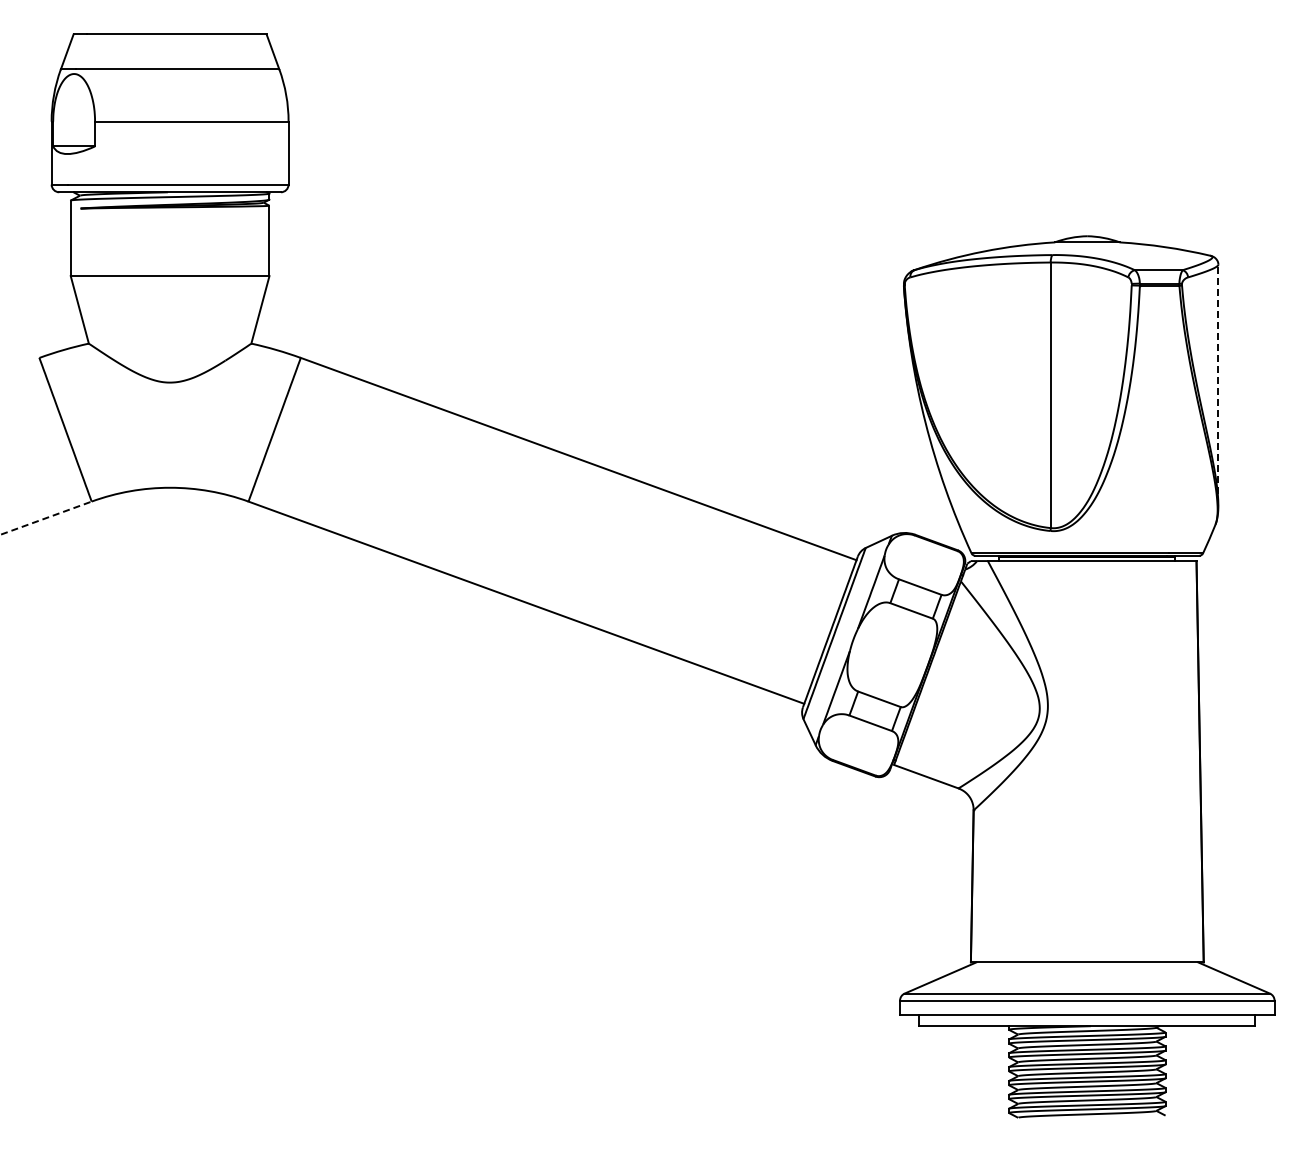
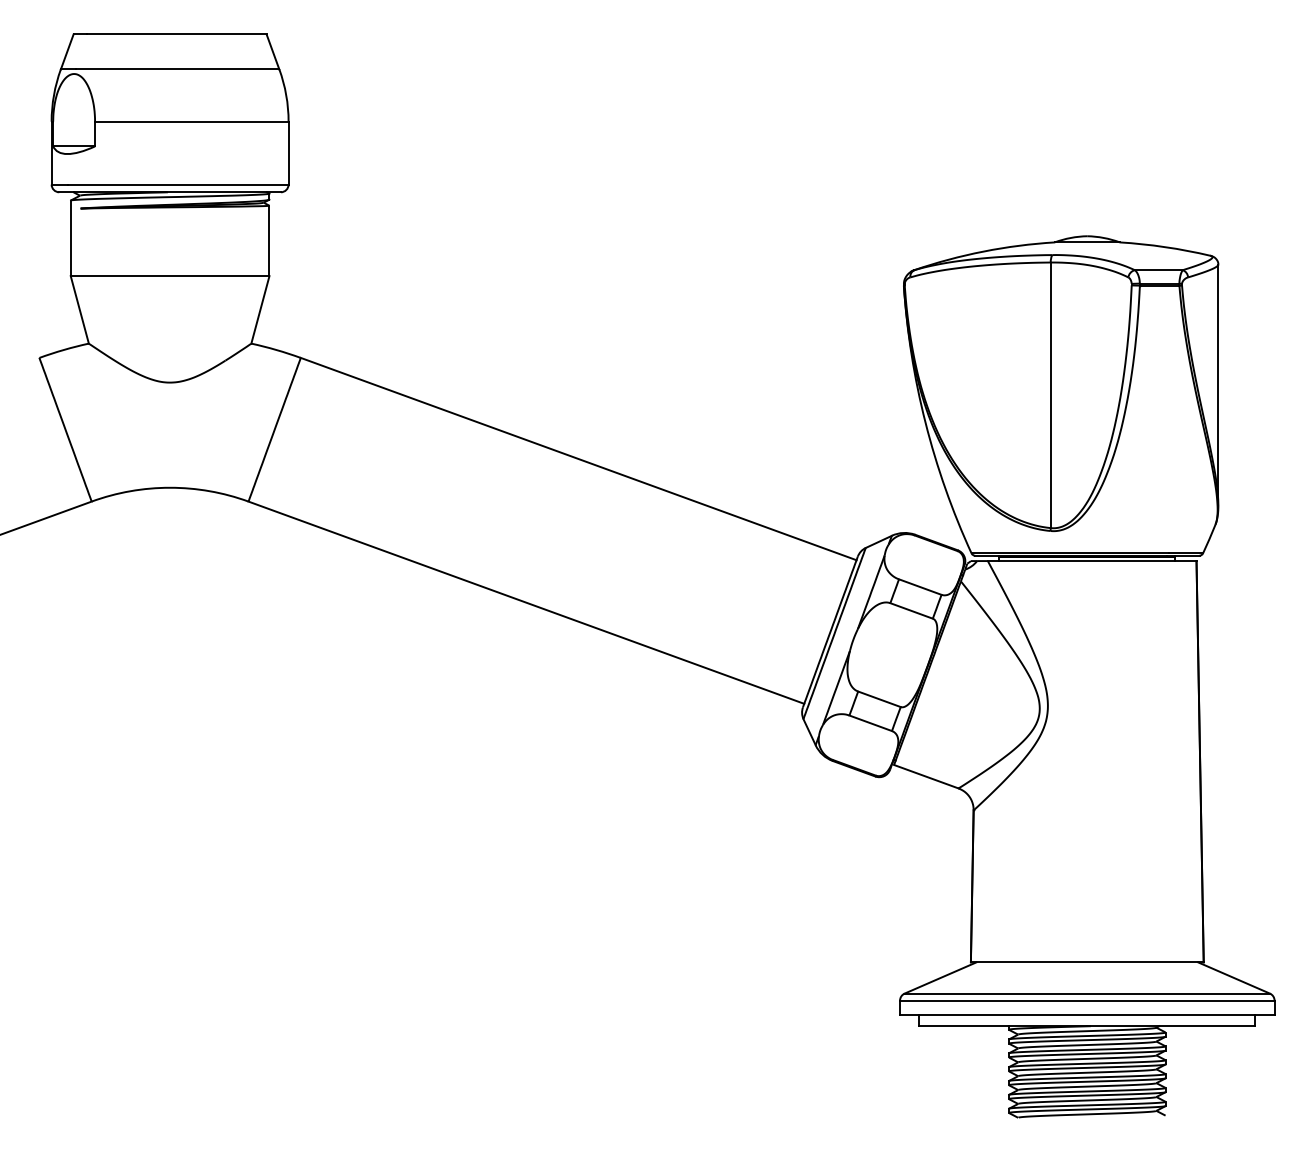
line: dashed -> solid (1218, 384)
line: dashed -> solid (46, 518)
